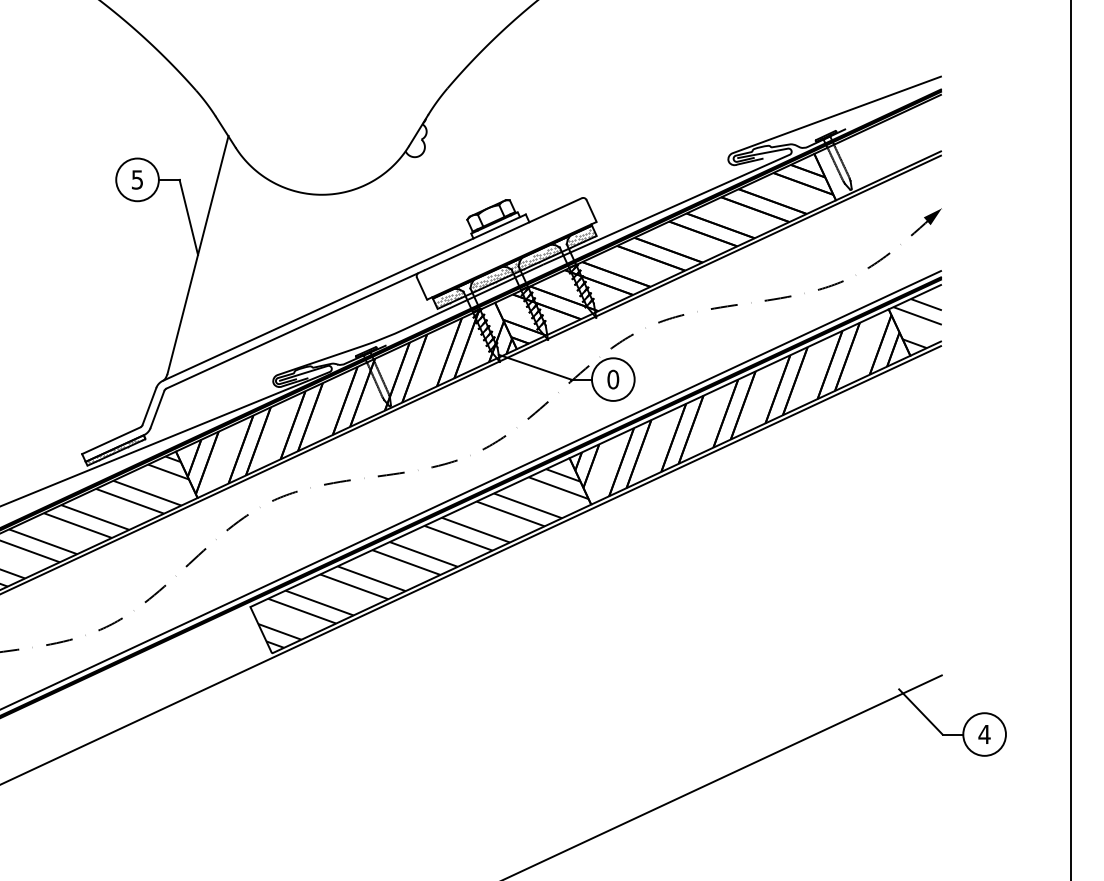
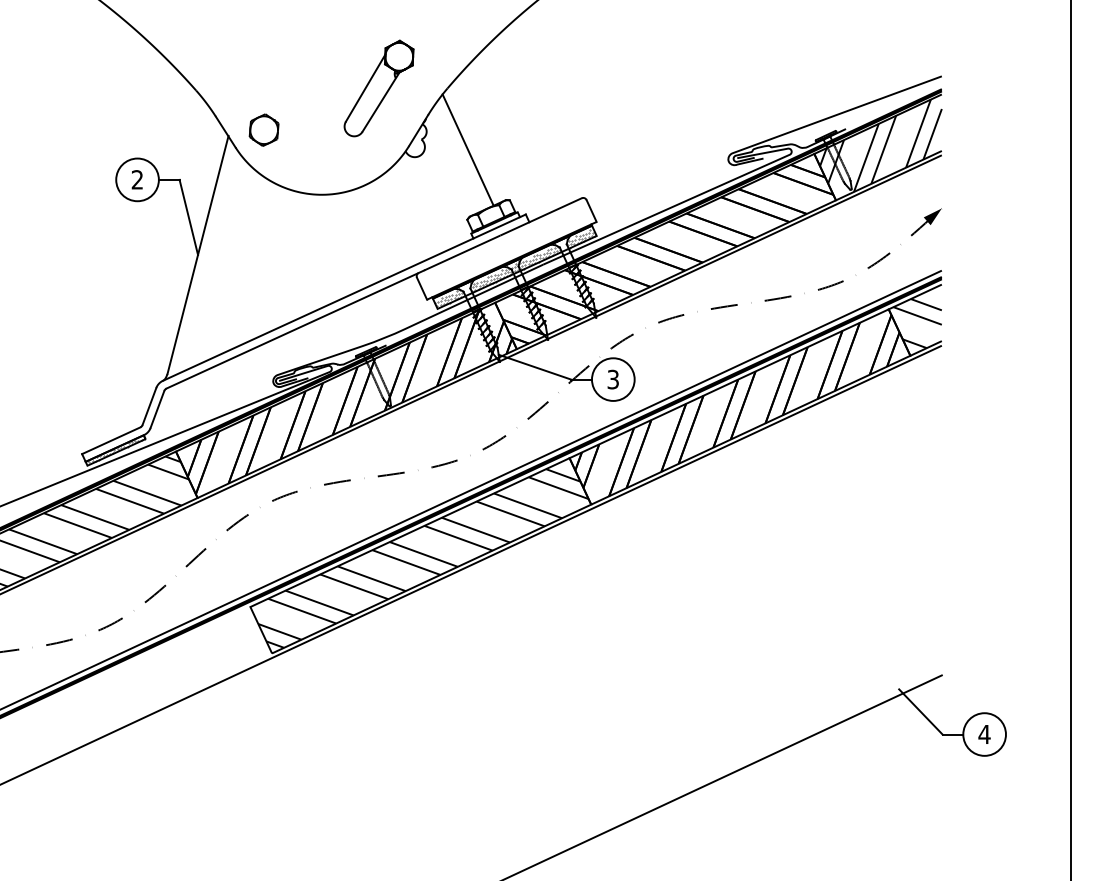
part: none -> present (378, 88)
part: none -> present (263, 129)
hatch: none -> present (880, 145)
line: none -> present (467, 149)
text: 5 -> 2 (137, 179)
text: 0 -> 3 (613, 379)
